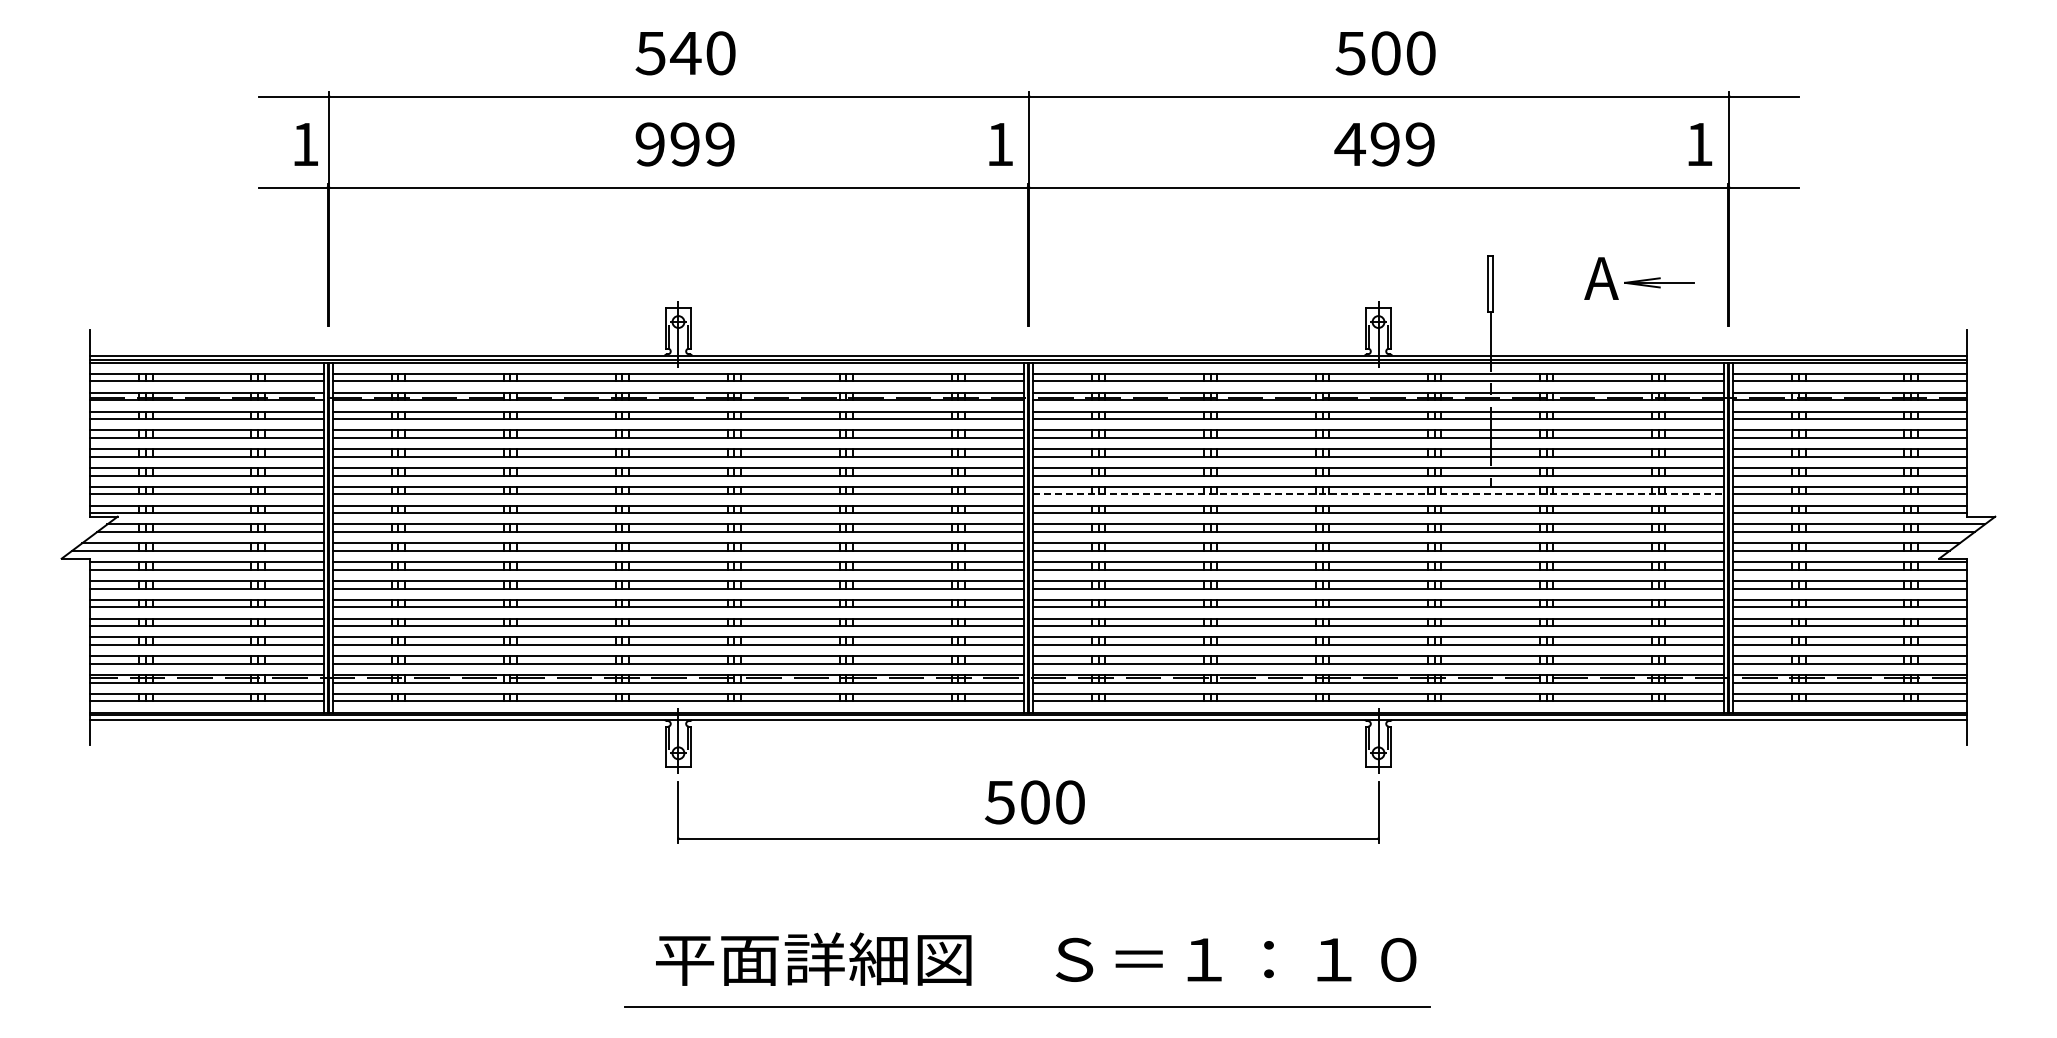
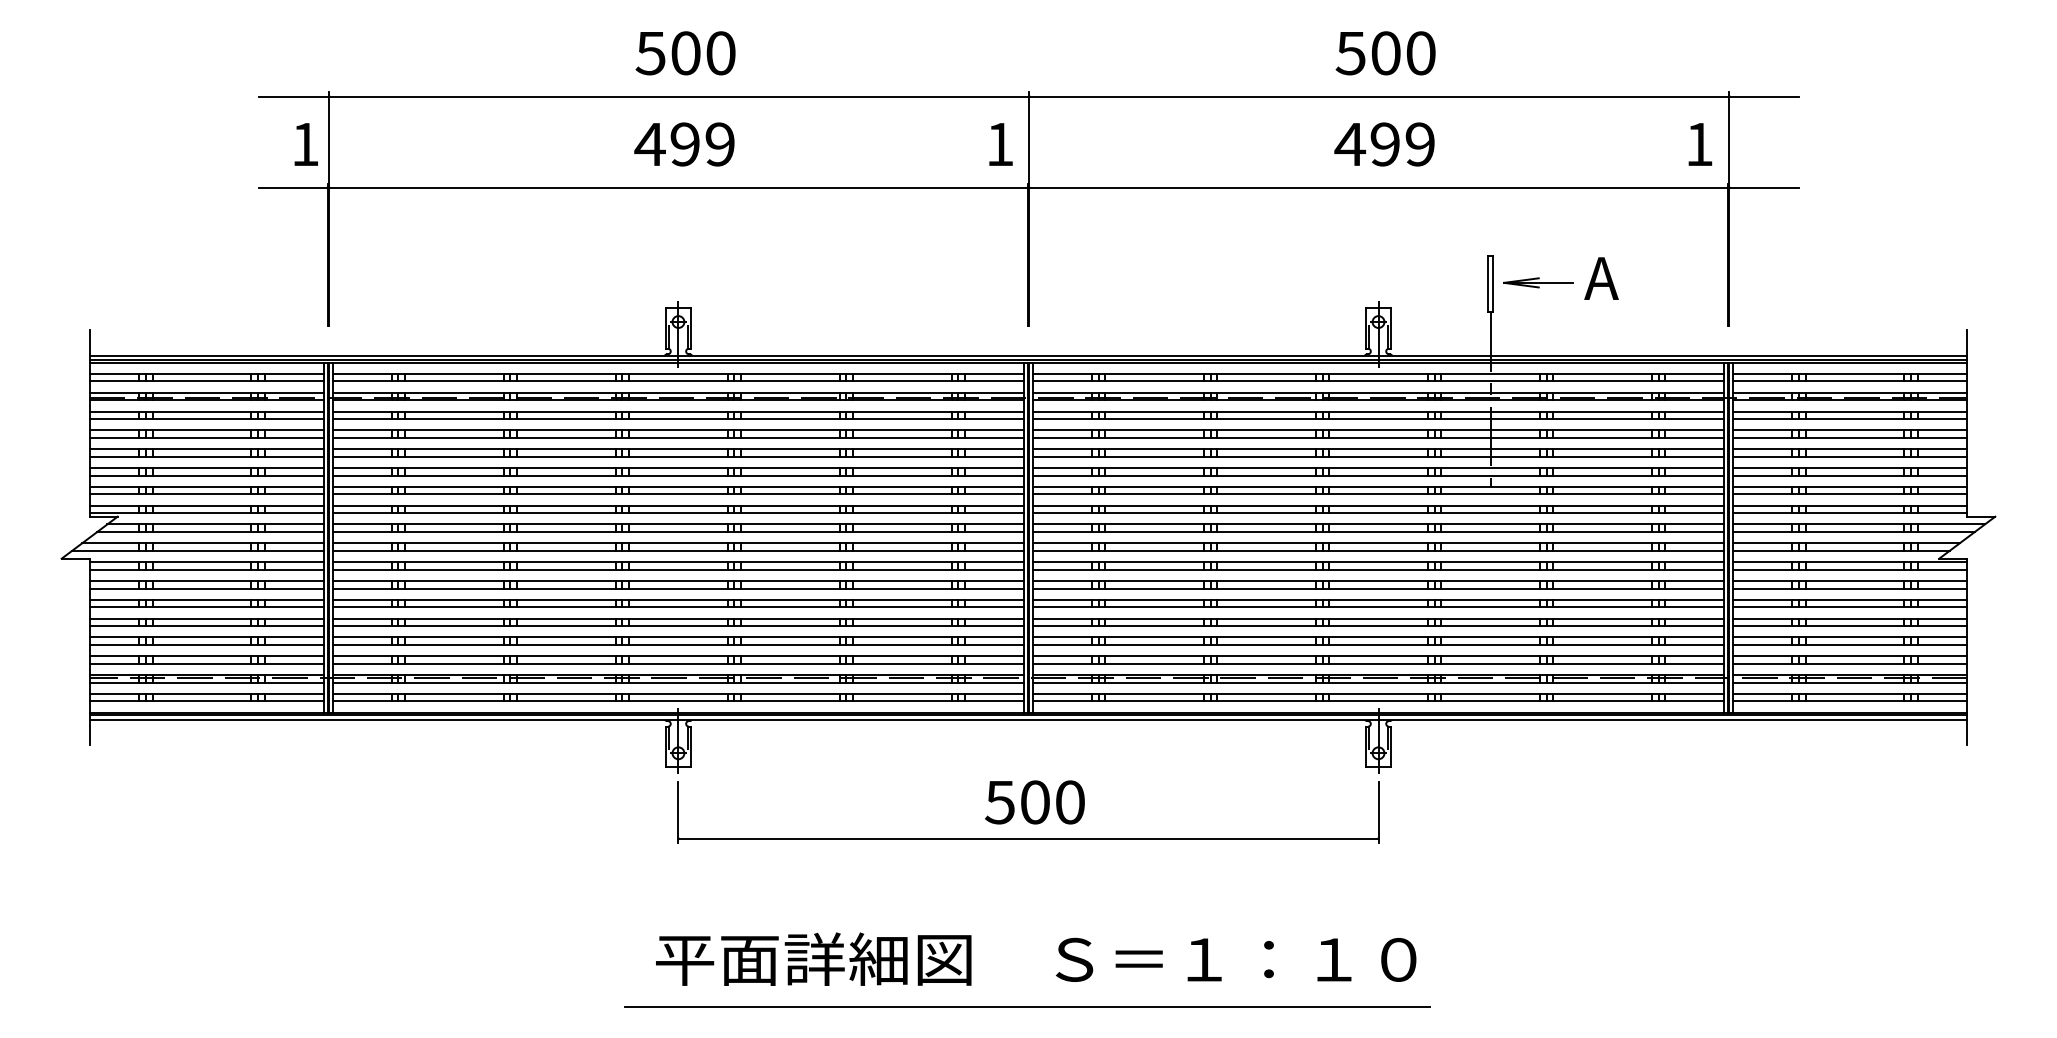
text: 540 -> 500 (685, 53)
text: 999 -> 499 (649, 144)
part position: (1659, 282) -> (1538, 282) (1538, 282)
line: dashed -> solid (1379, 494)
